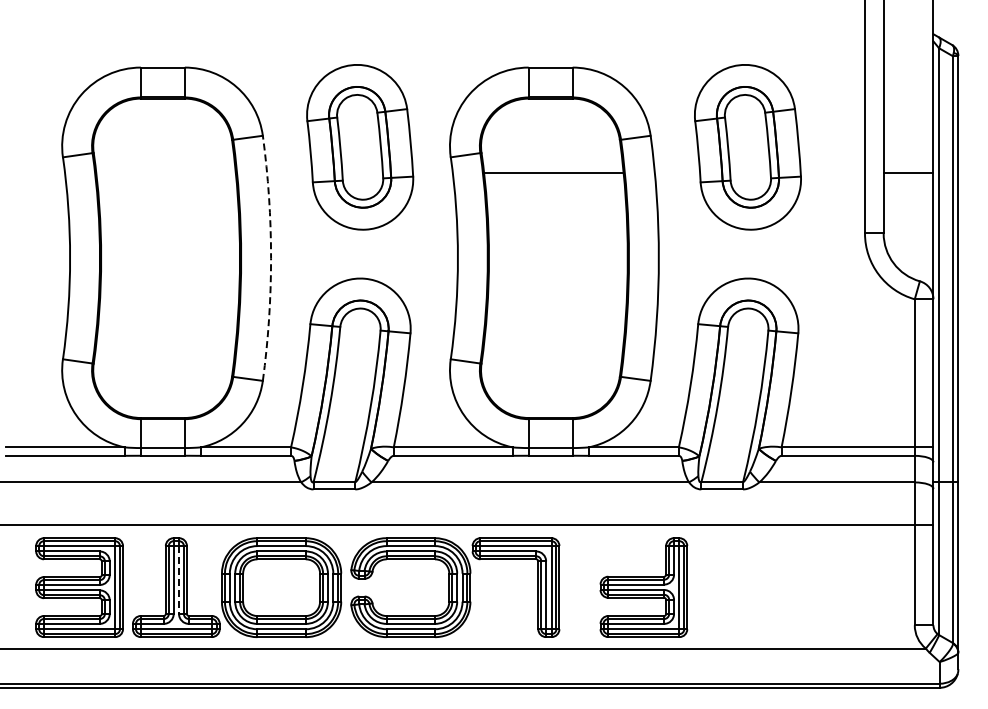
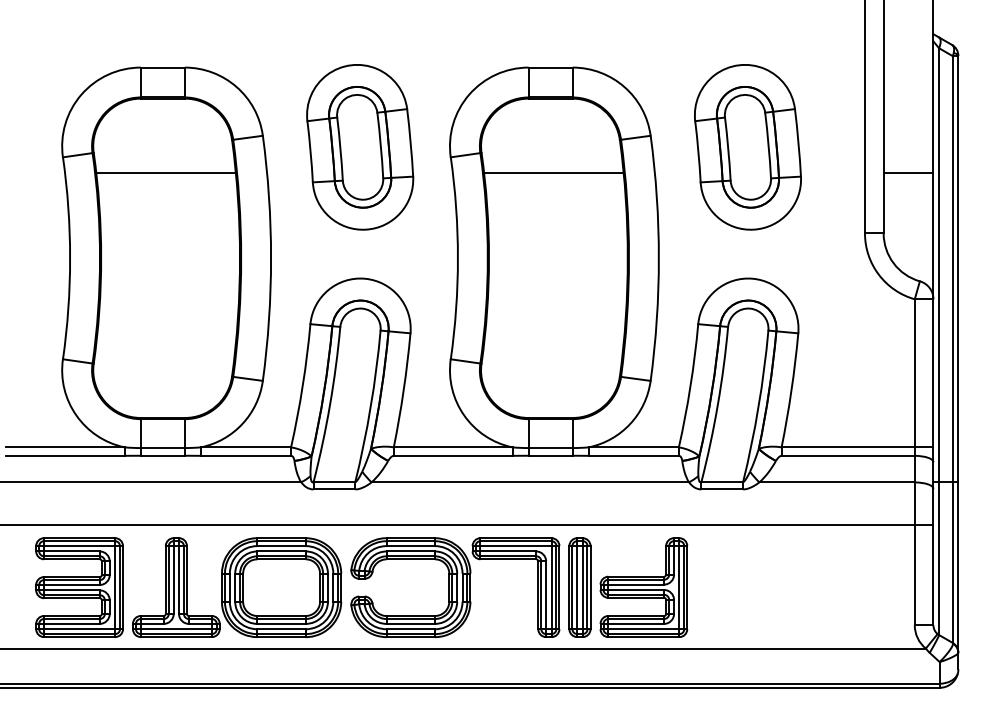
line: none -> present (165, 172)
arc: dashed -> solid (271, 258)
line: dashed -> solid (179, 579)
part: none -> present (579, 587)
